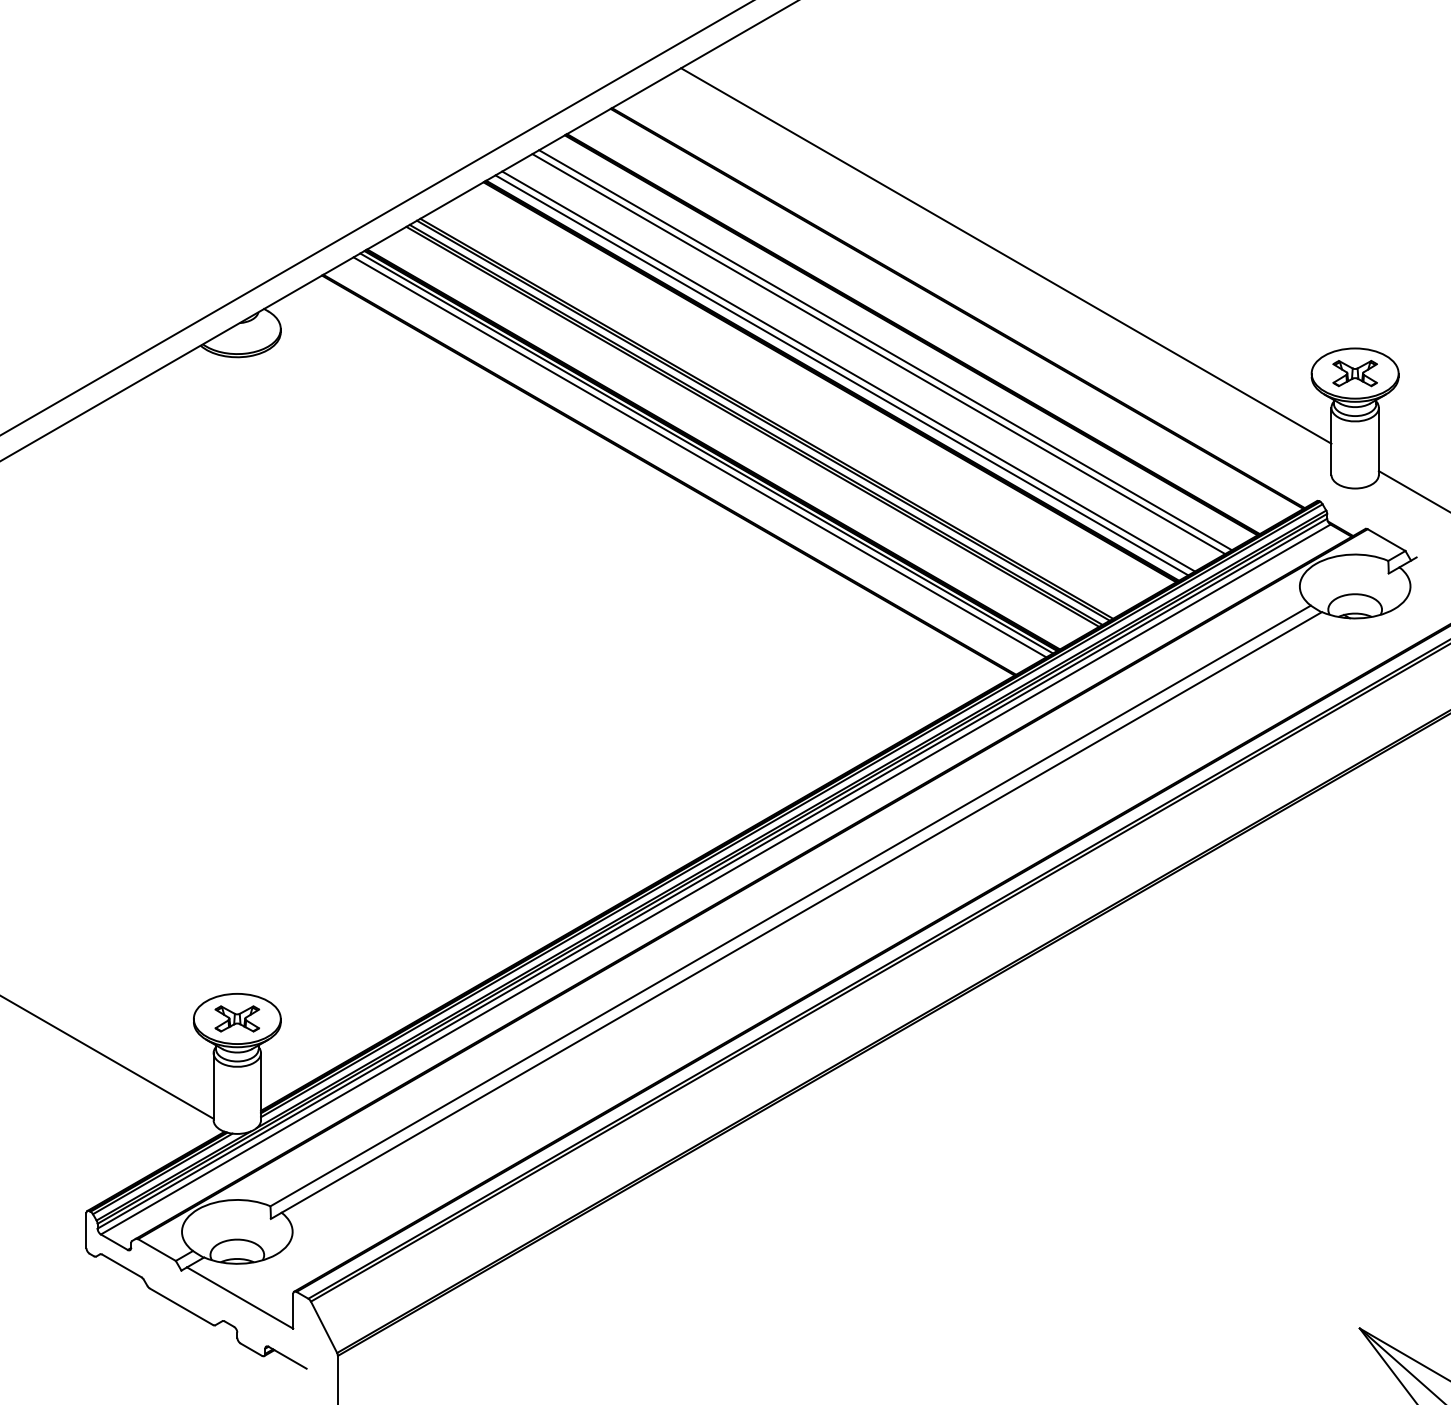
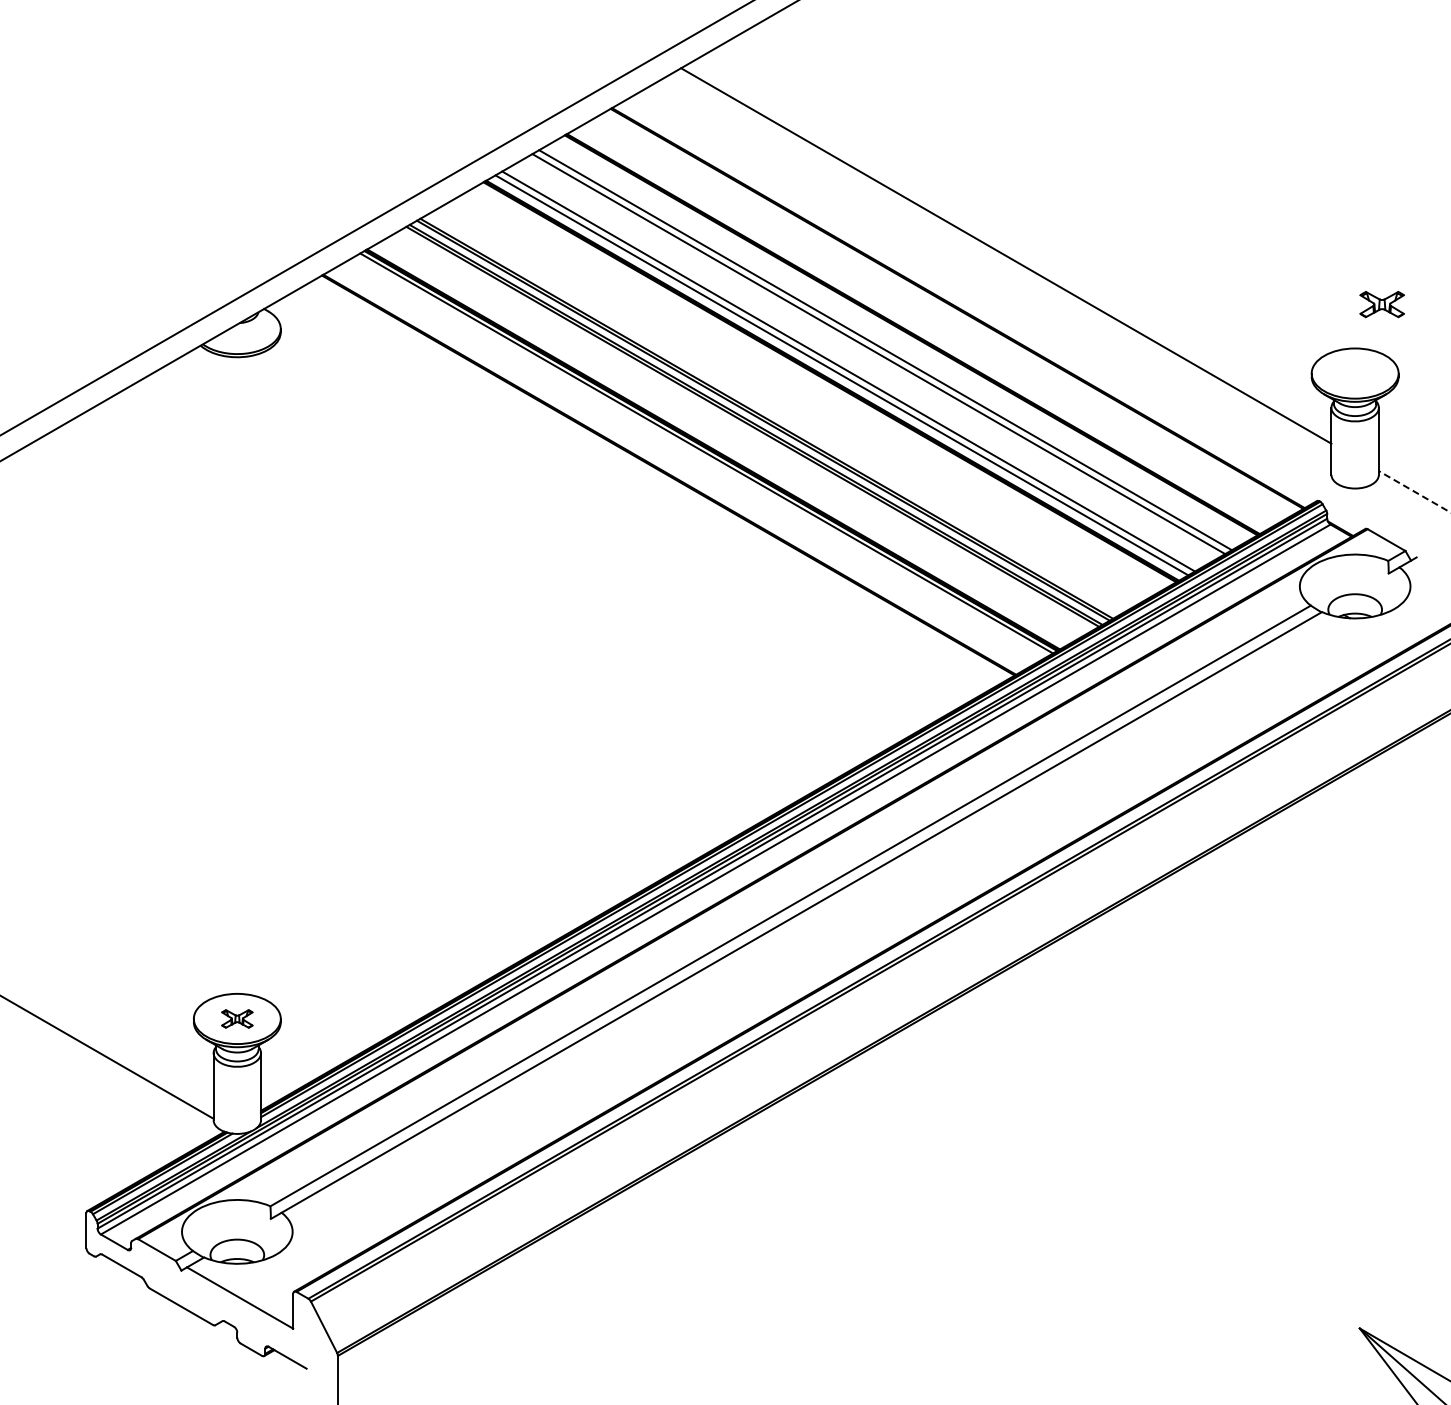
part position: (1354, 373) -> (1381, 304) (1381, 304)
line: present -> none (699, 457)
line: solid -> dashed (1414, 491)
part size: 47x28 px -> 33x20 px (237, 1018)
